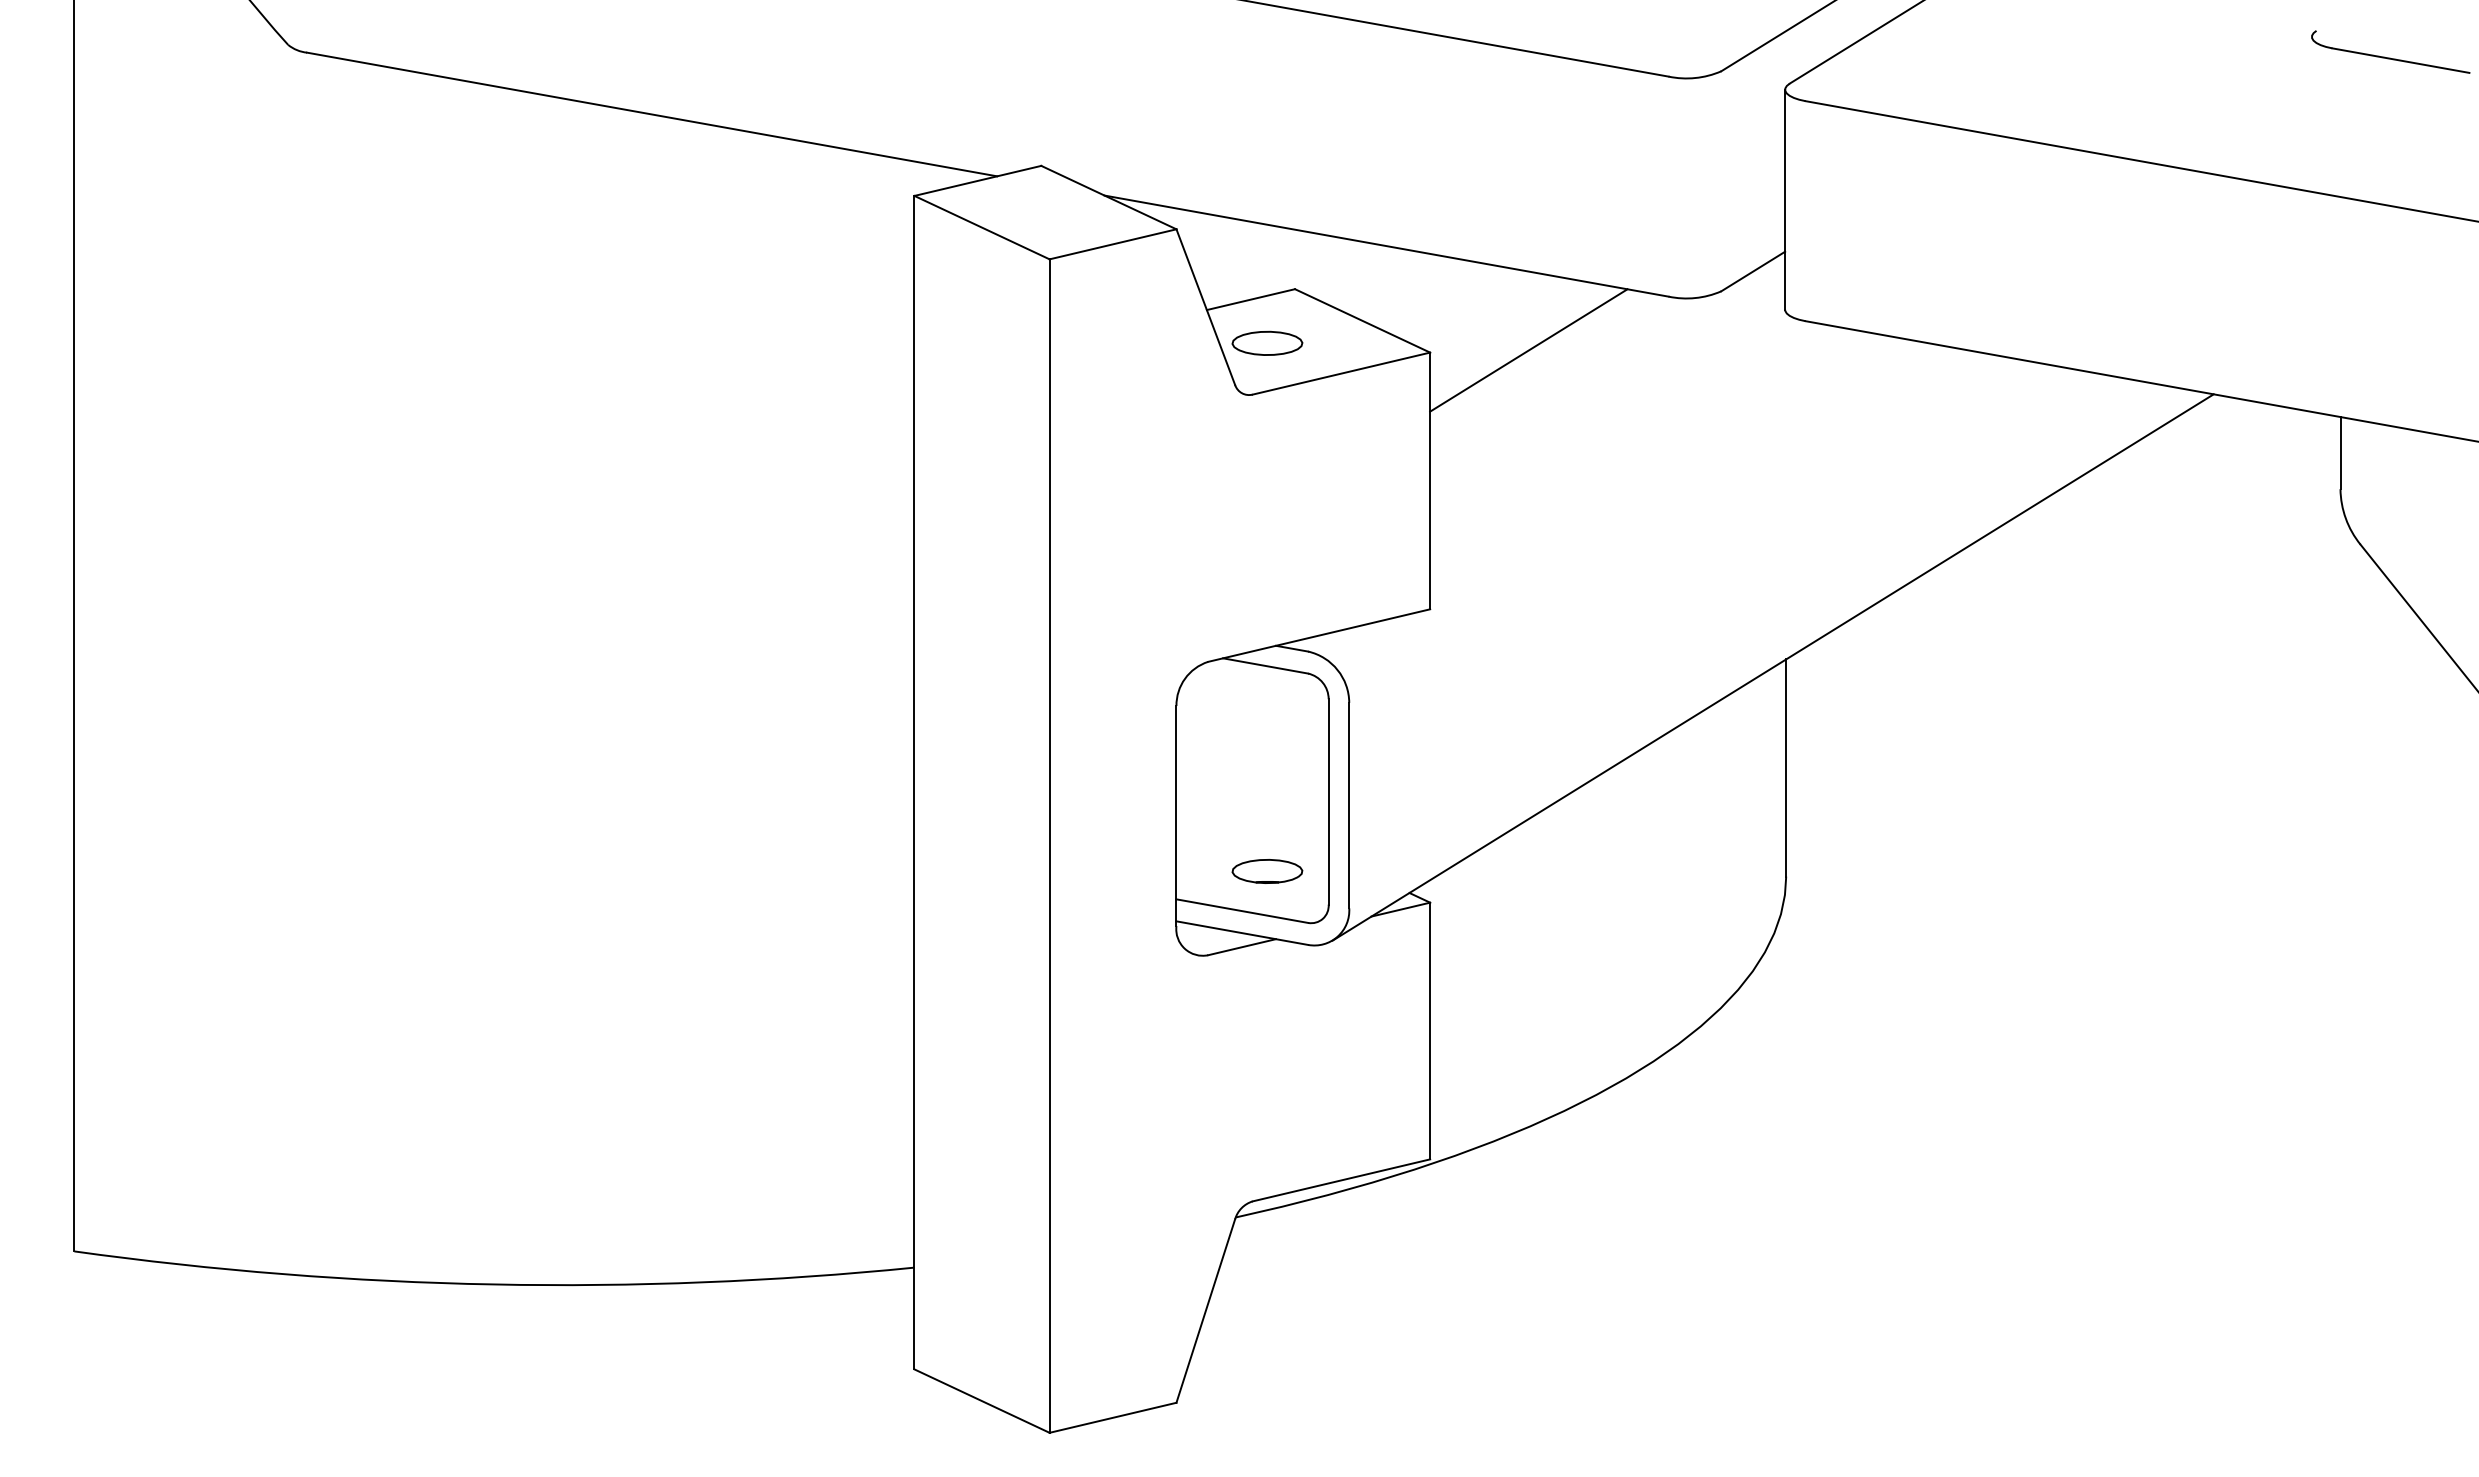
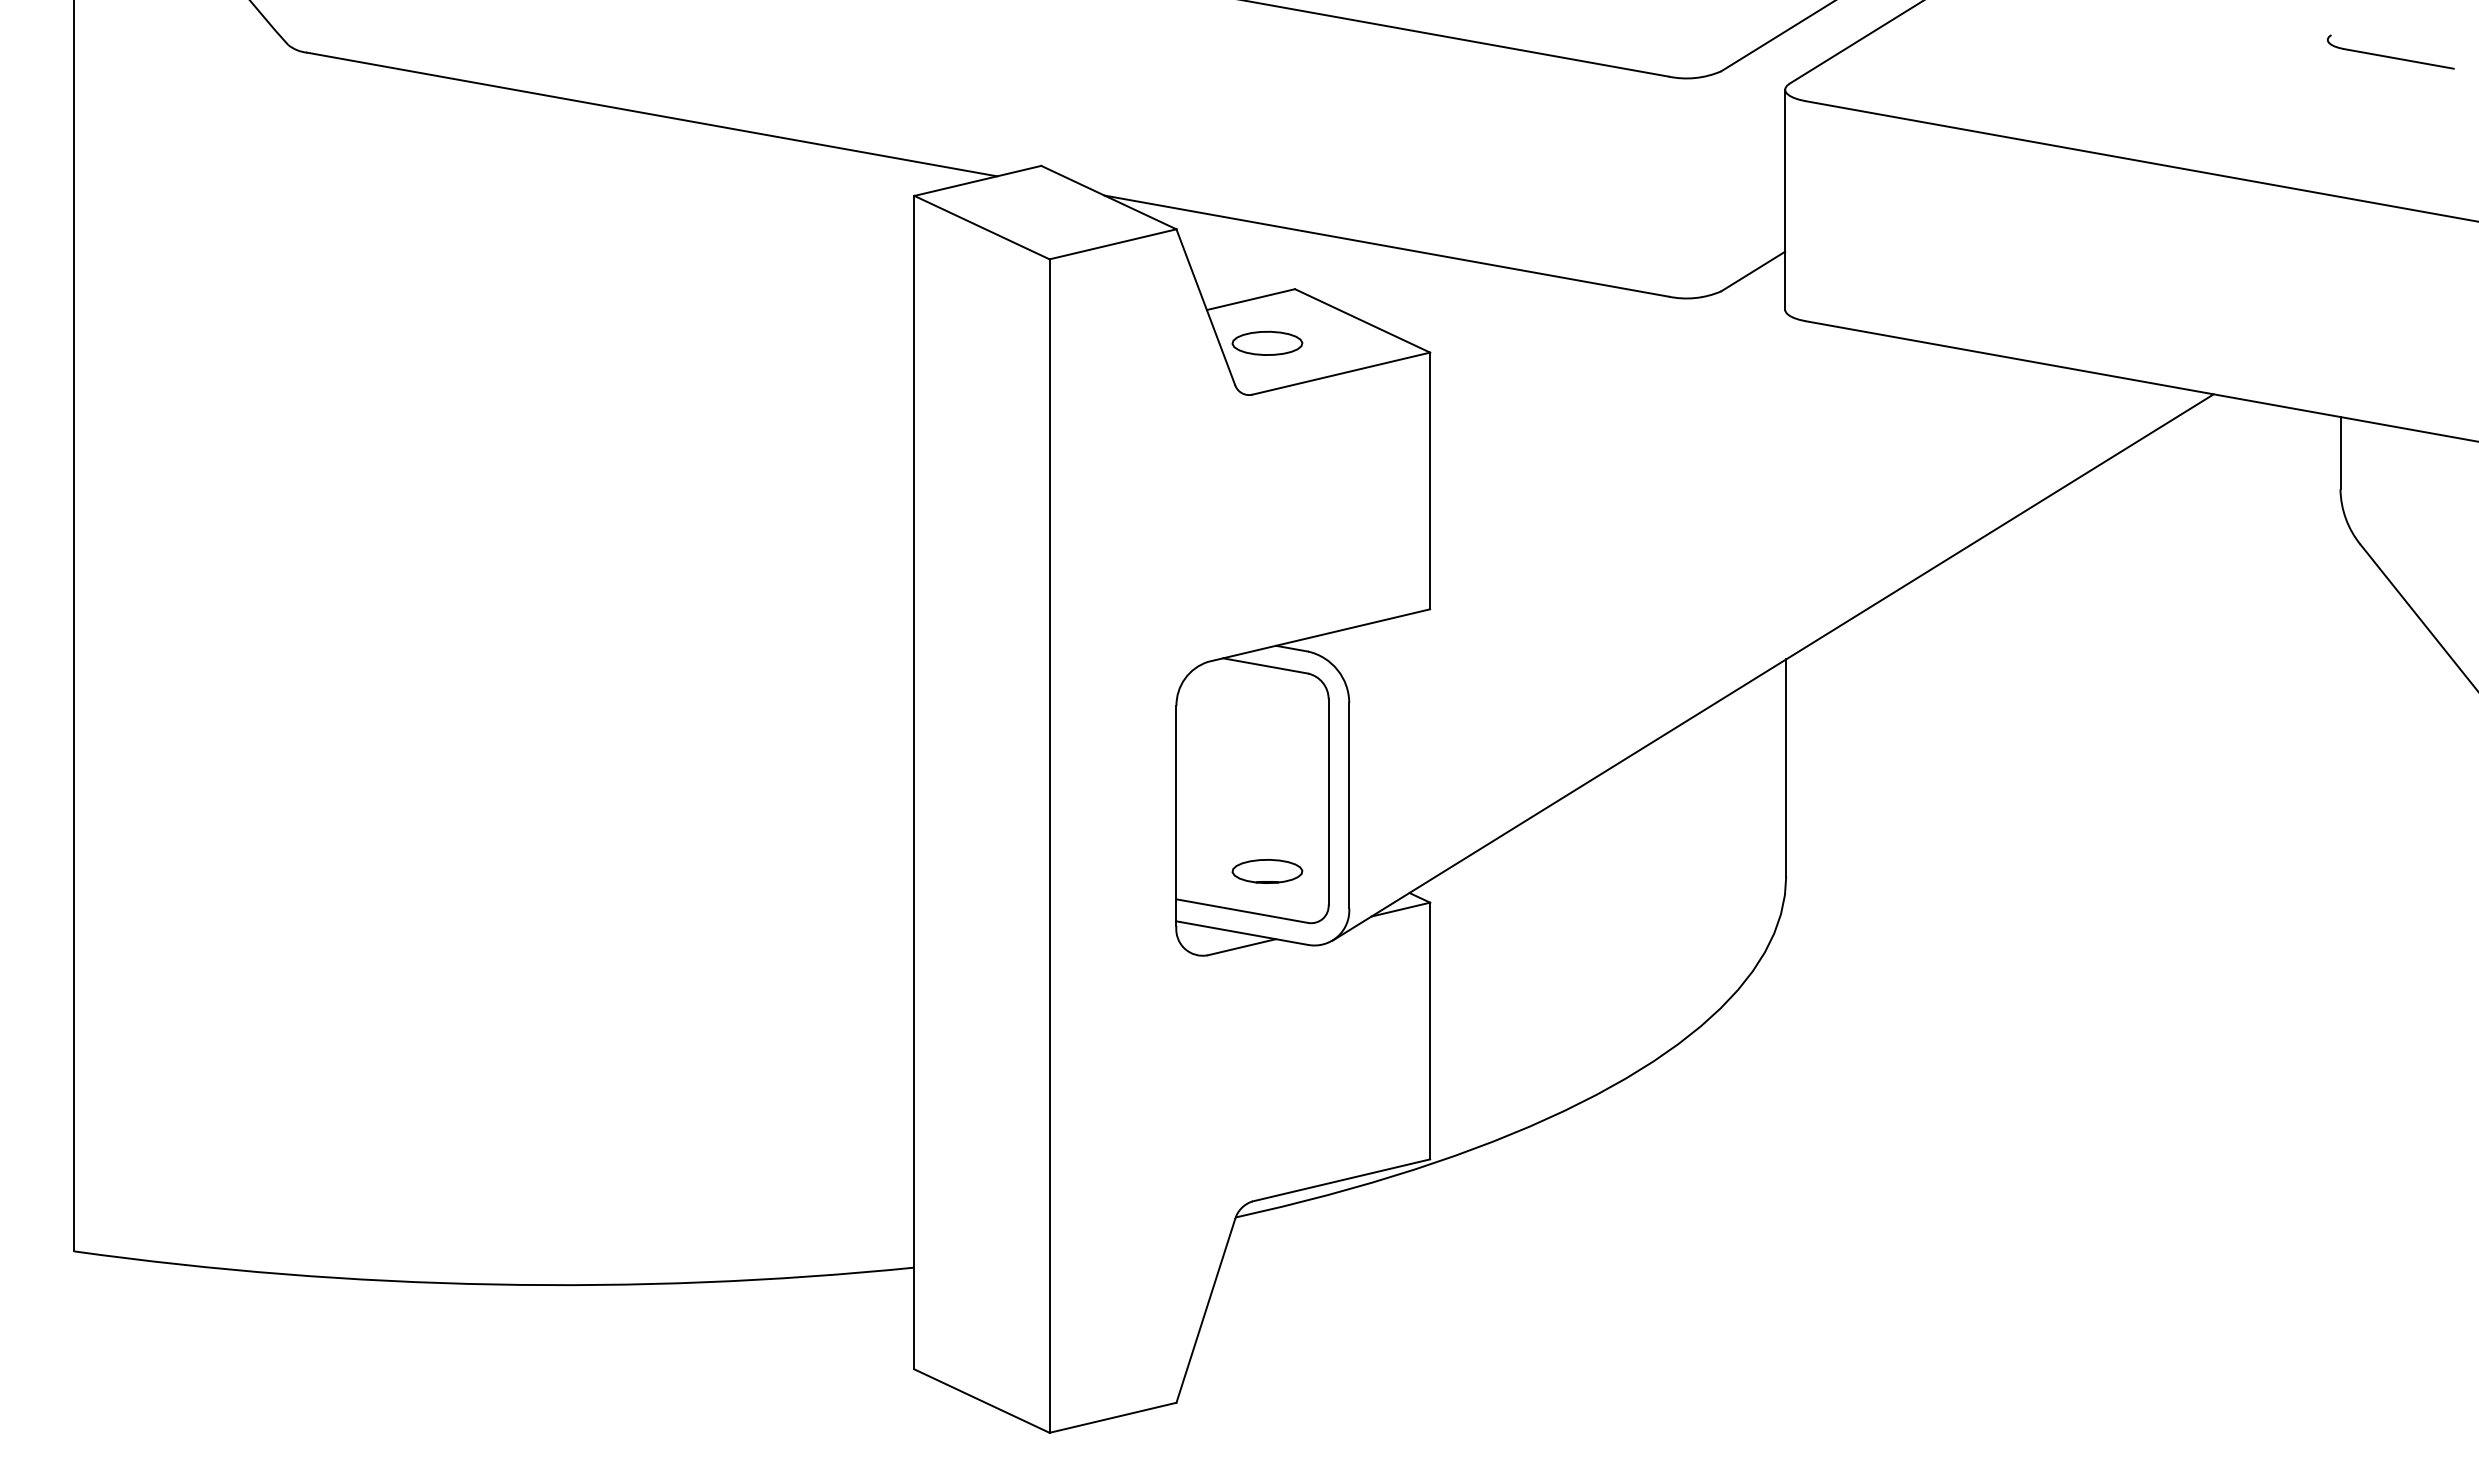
part size: 160x44 px -> 128x36 px (2390, 51)
line: present -> none (1528, 350)
